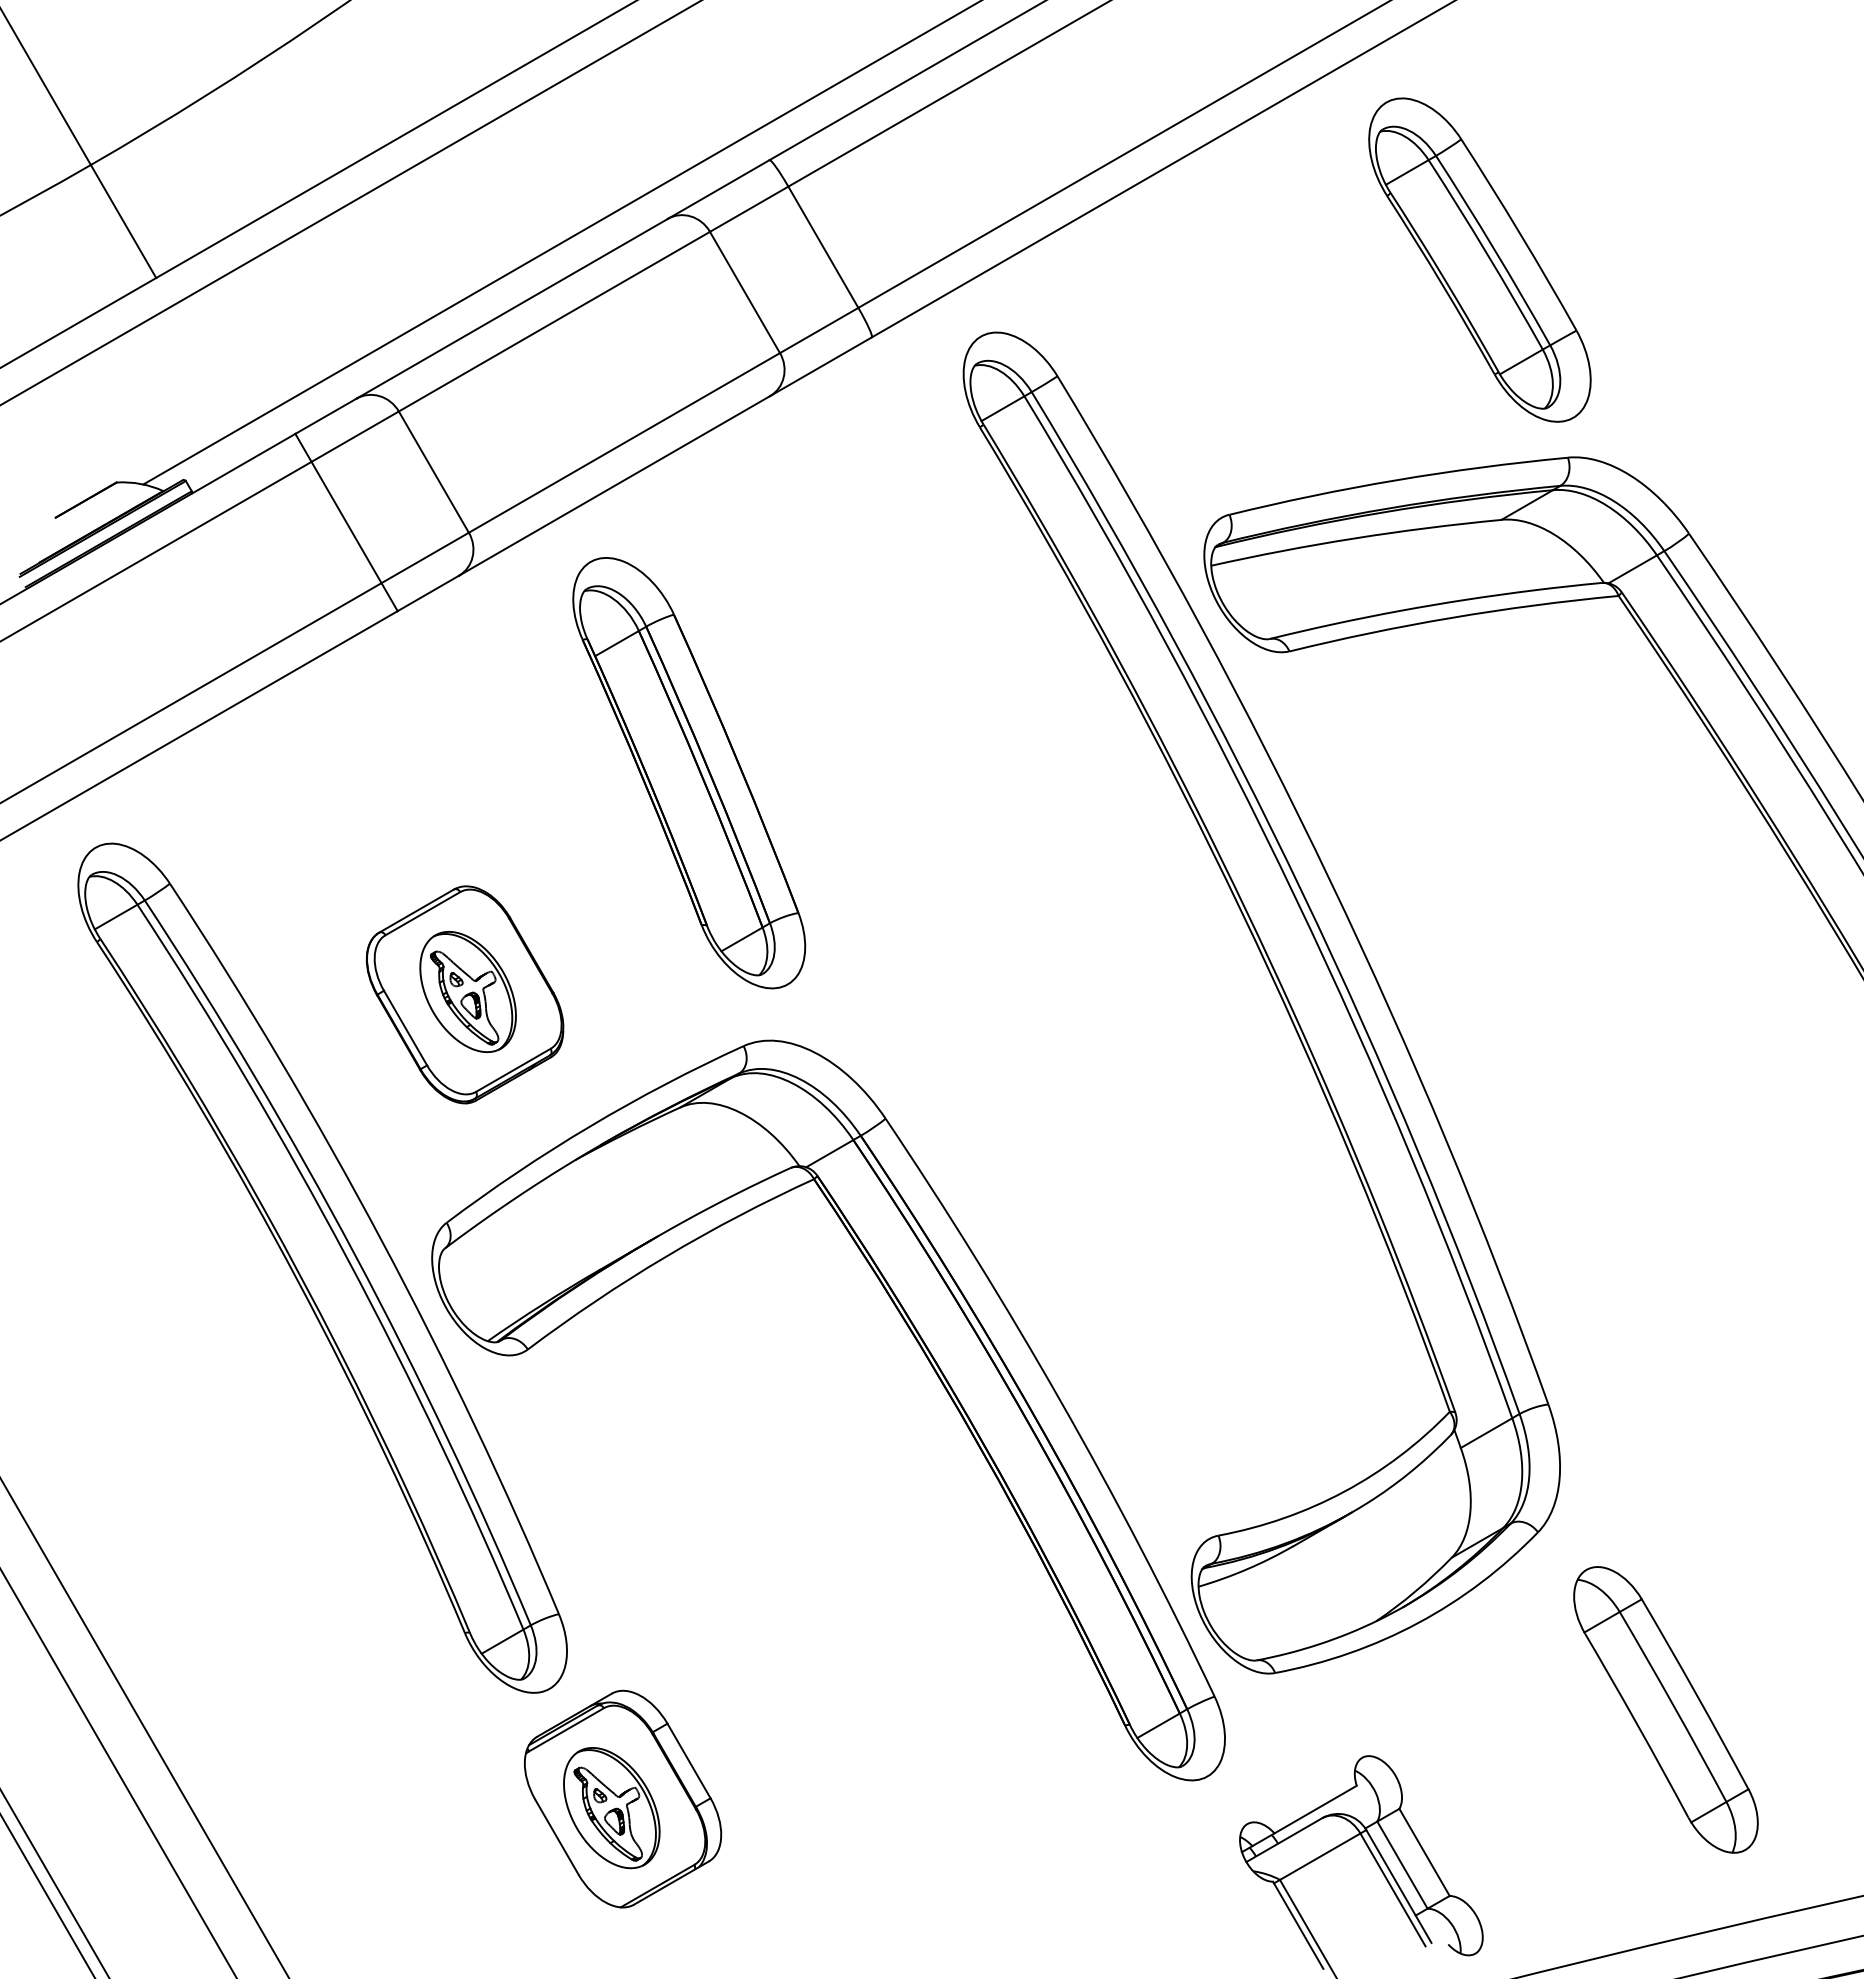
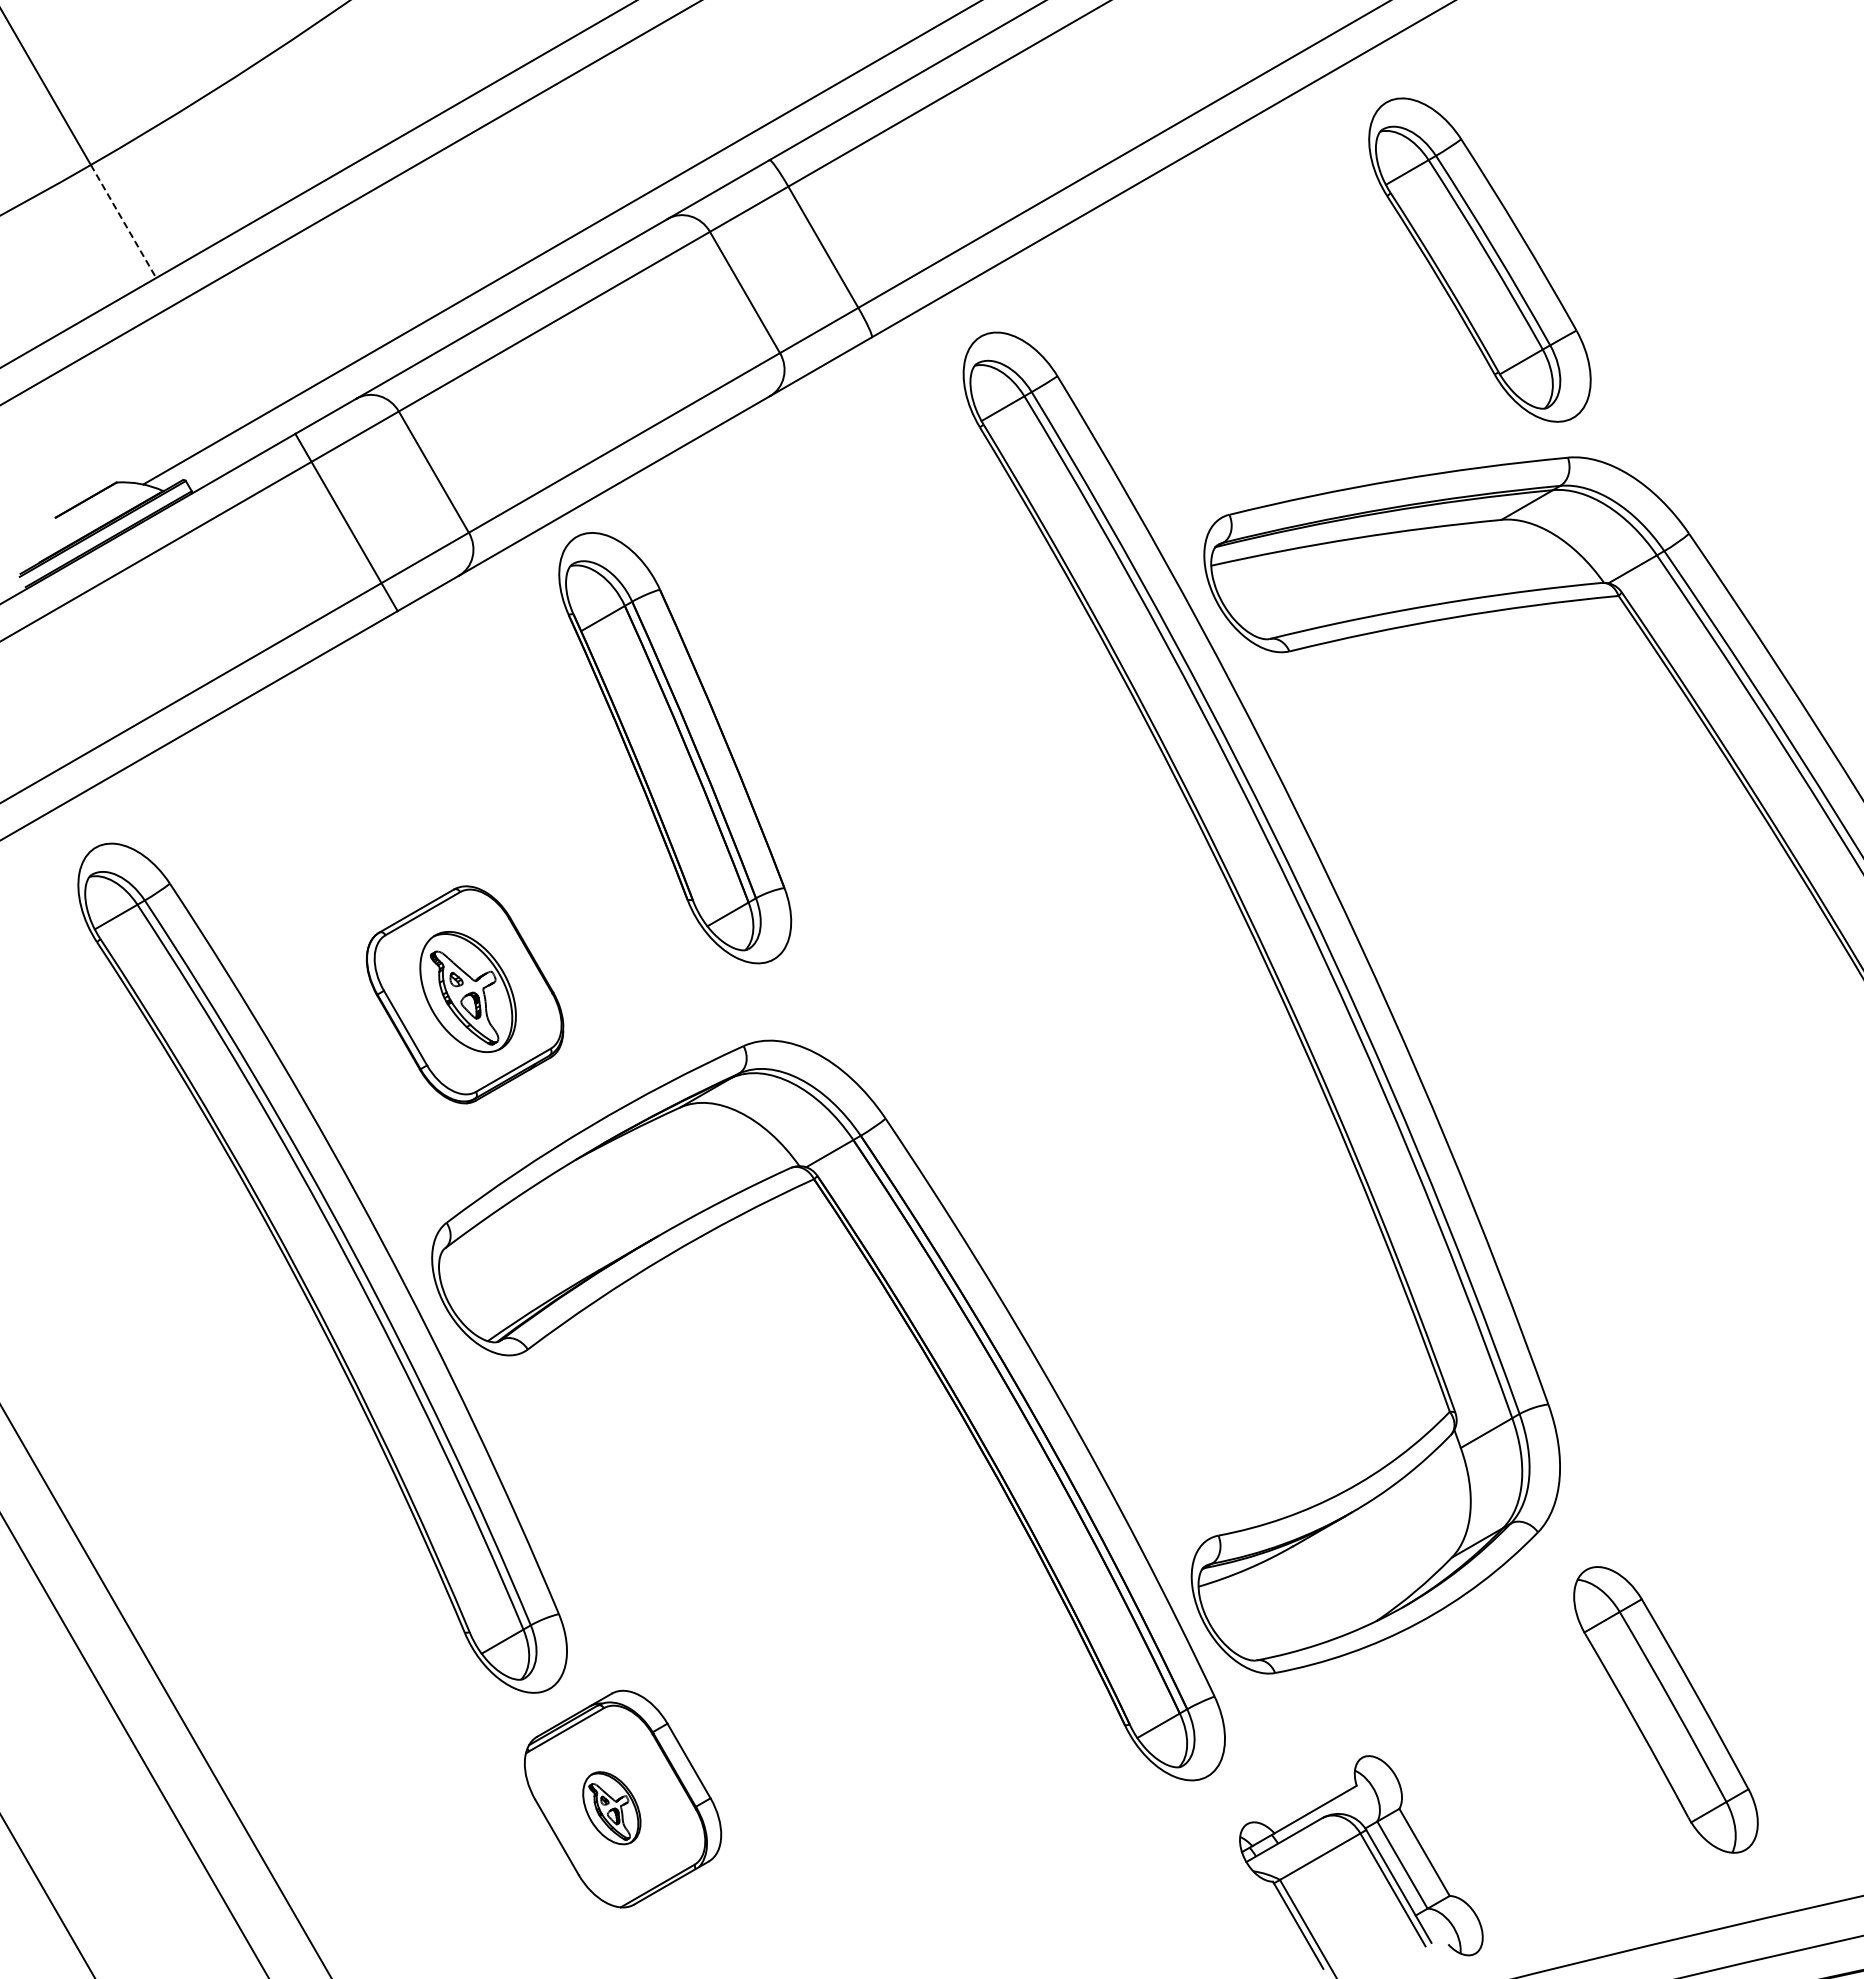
line: solid -> dashed (123, 221)
part position: (689, 773) -> (675, 748) (675, 748)
line position: (144, 1728) -> (165, 1691) (165, 1691)
line position: (118, 1773) -> (134, 1745) (134, 1745)
part size: 98x123 px -> 60x75 px (611, 1808)
line: present -> none (54, 1883)
